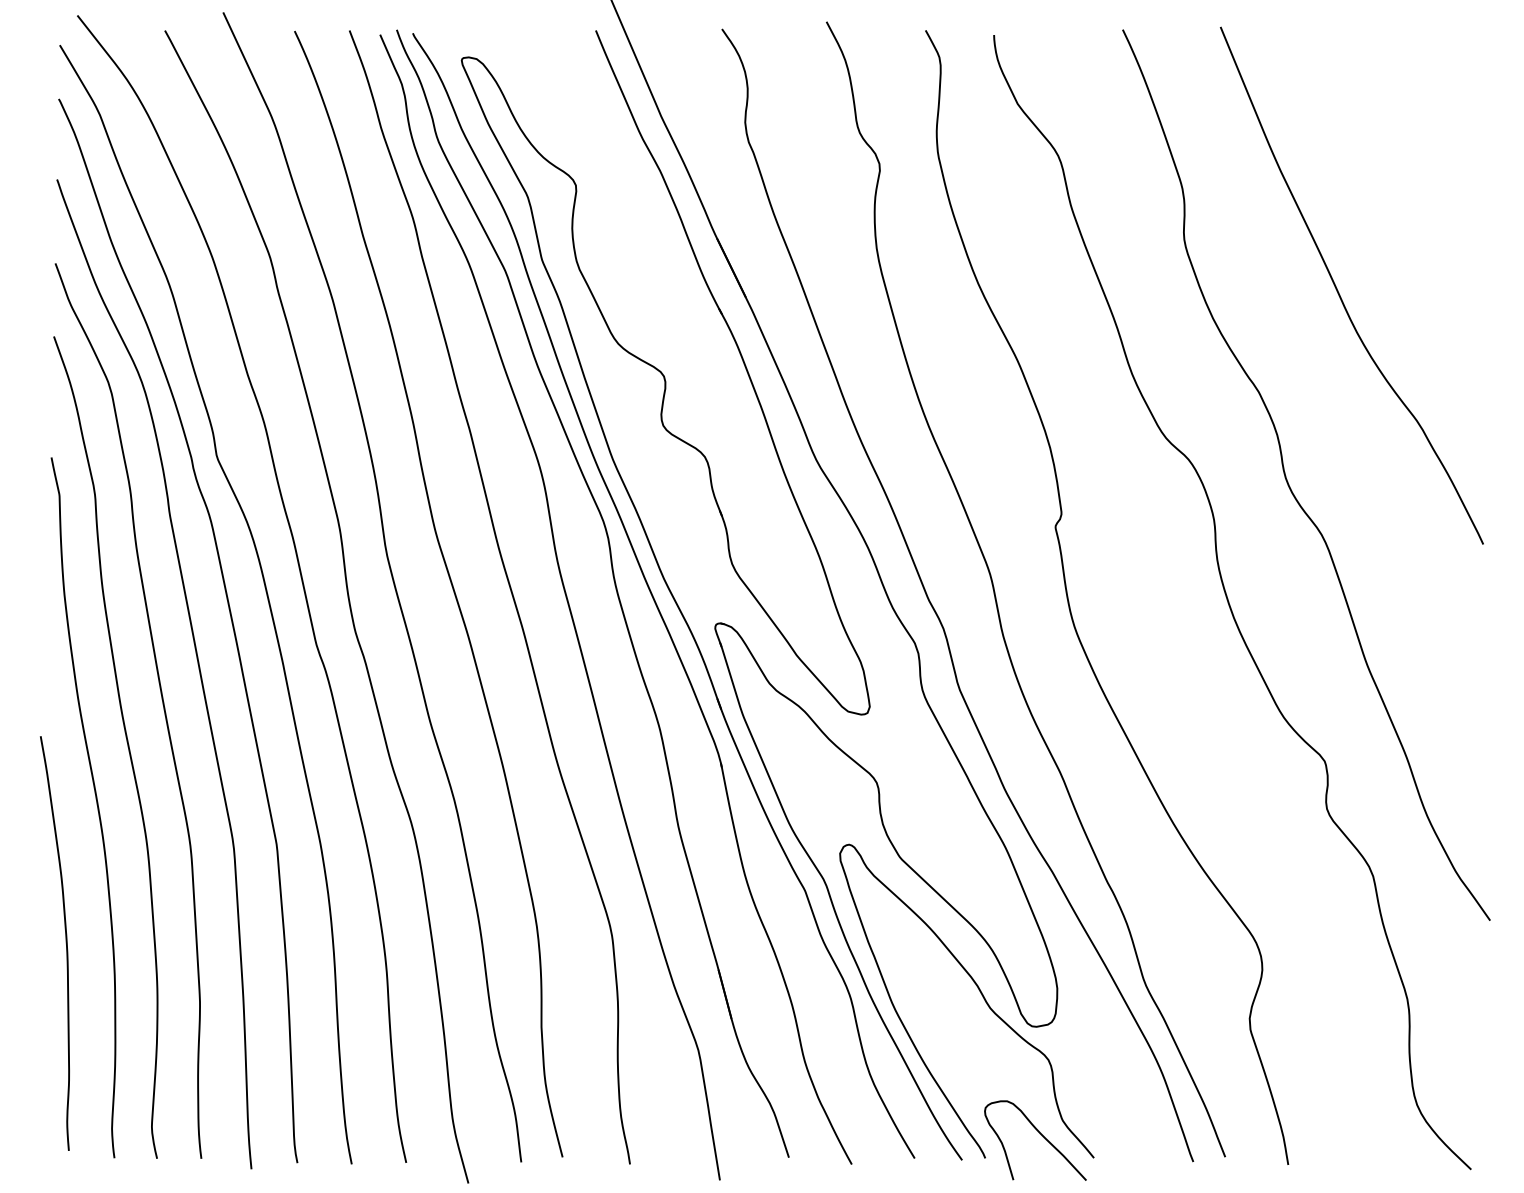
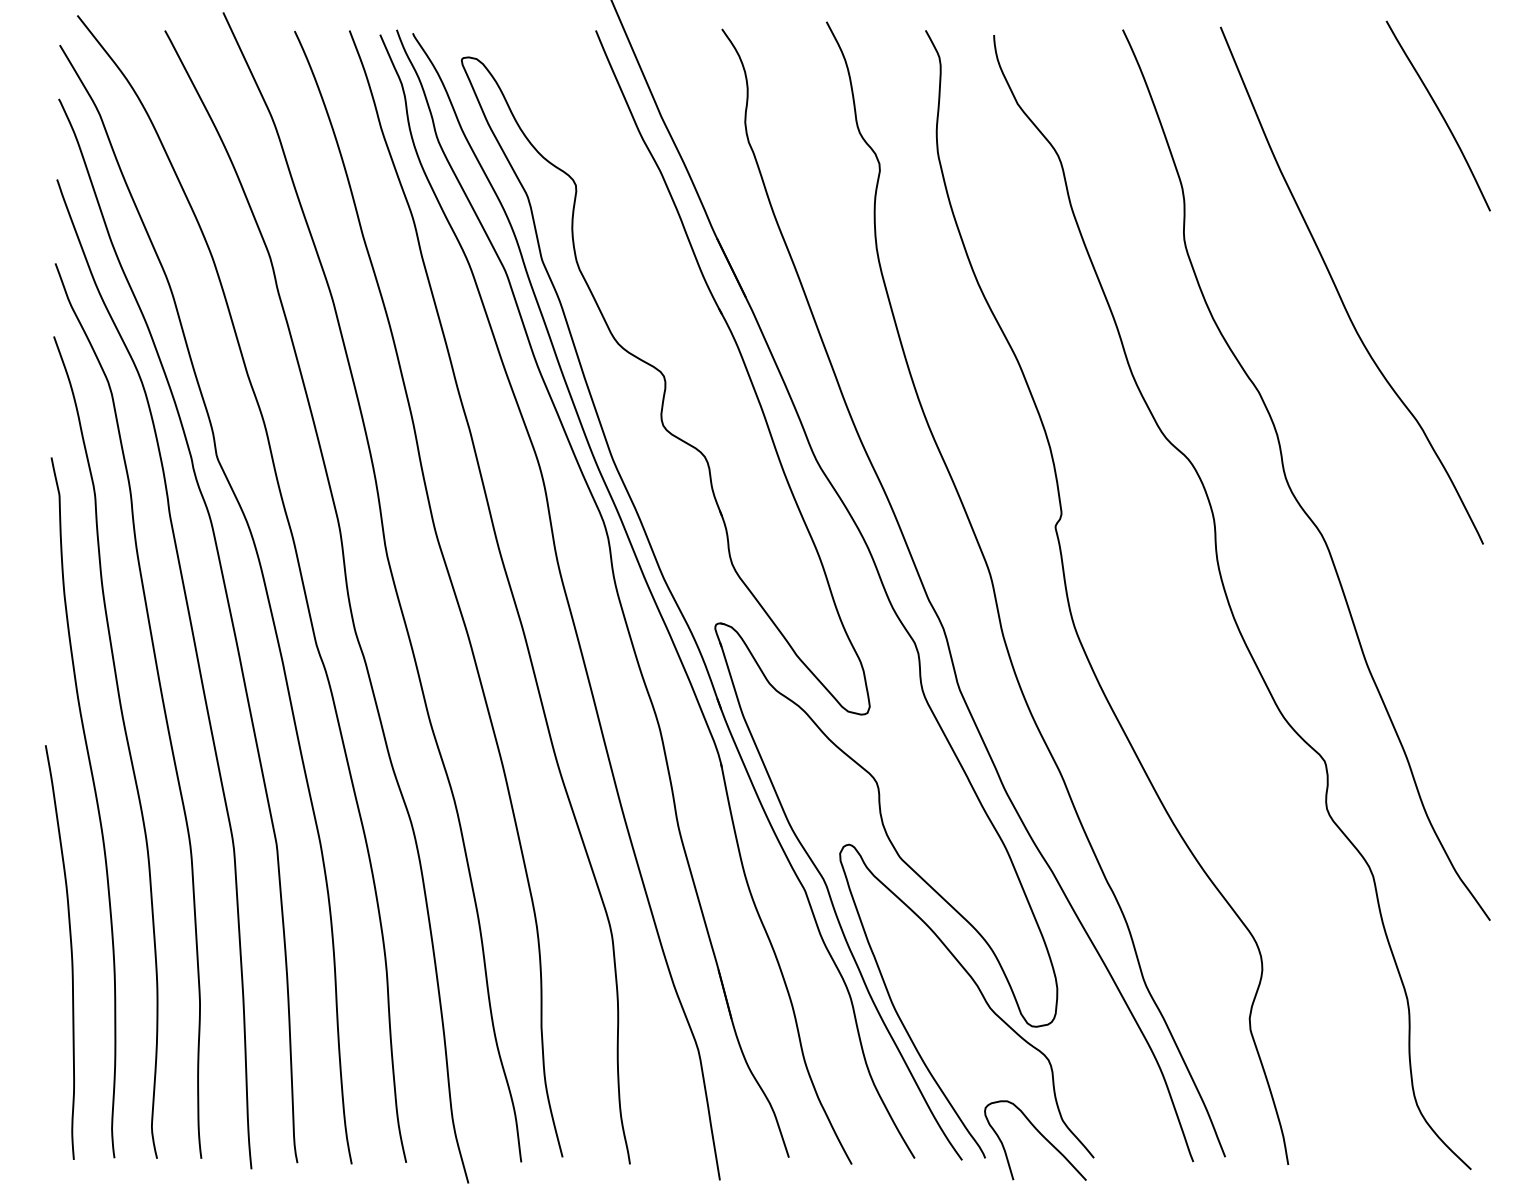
curve: none -> present (1439, 113)
curve position: (65, 943) -> (70, 952) (70, 952)
